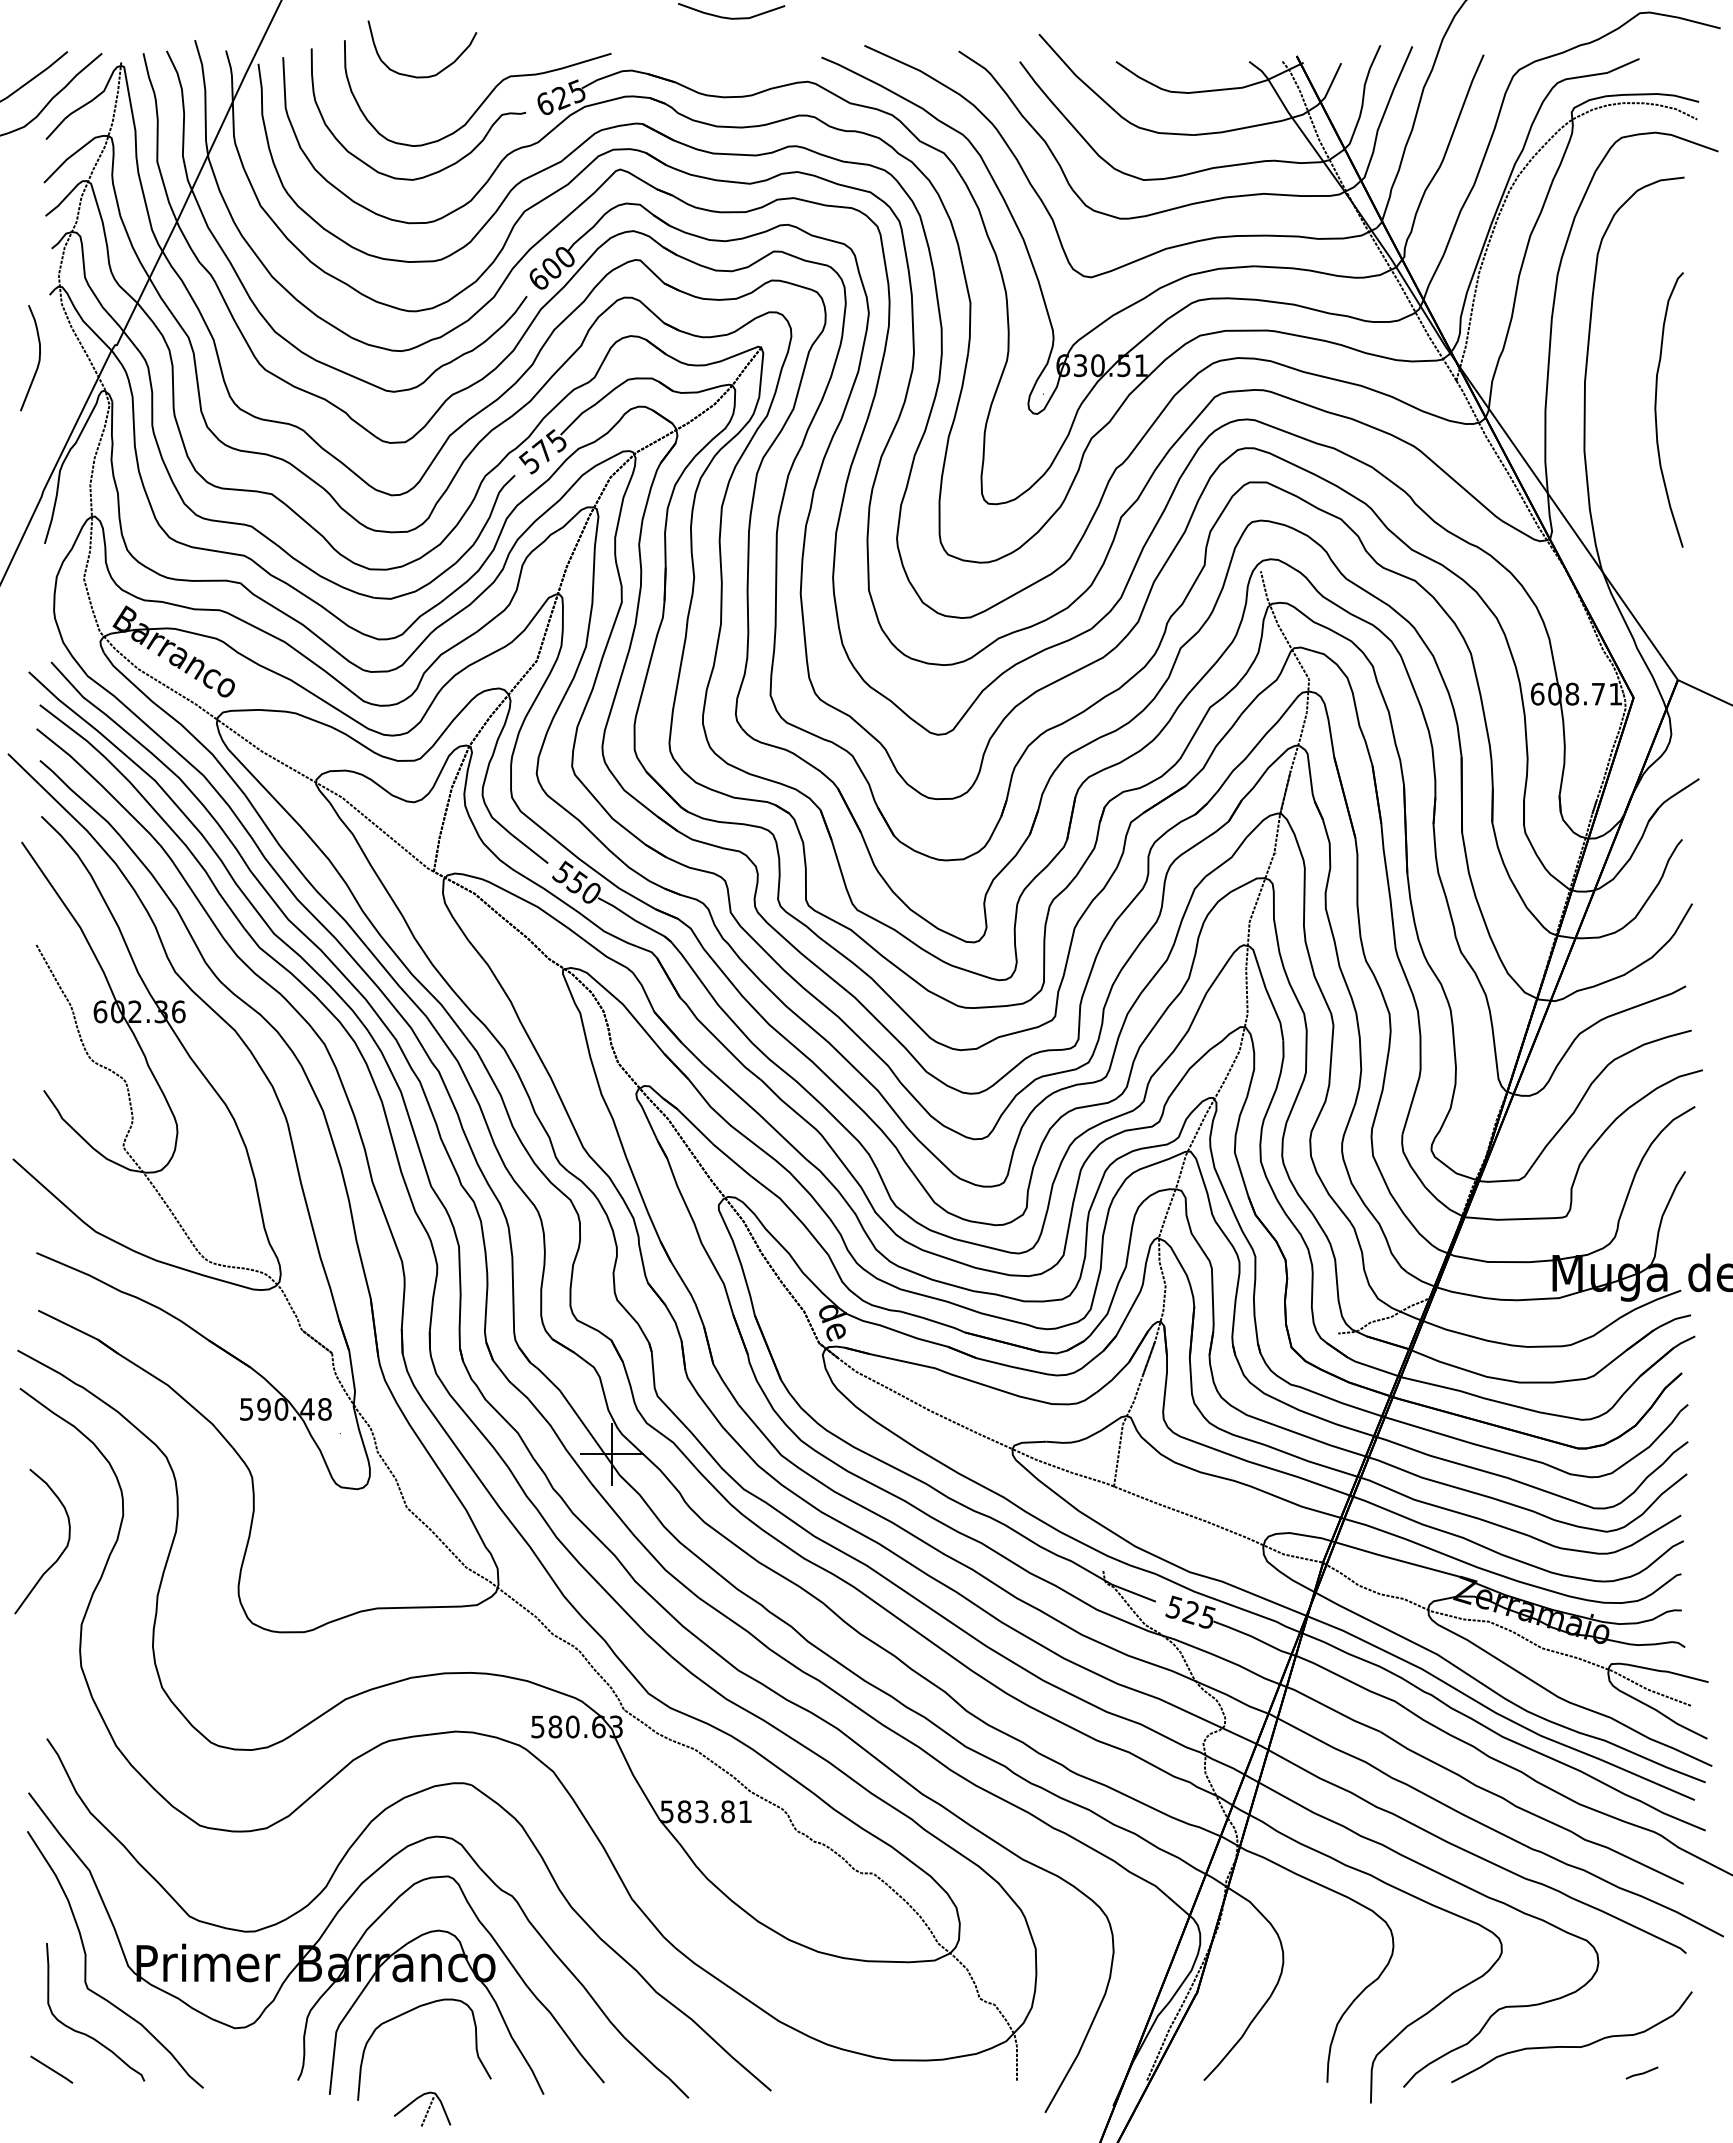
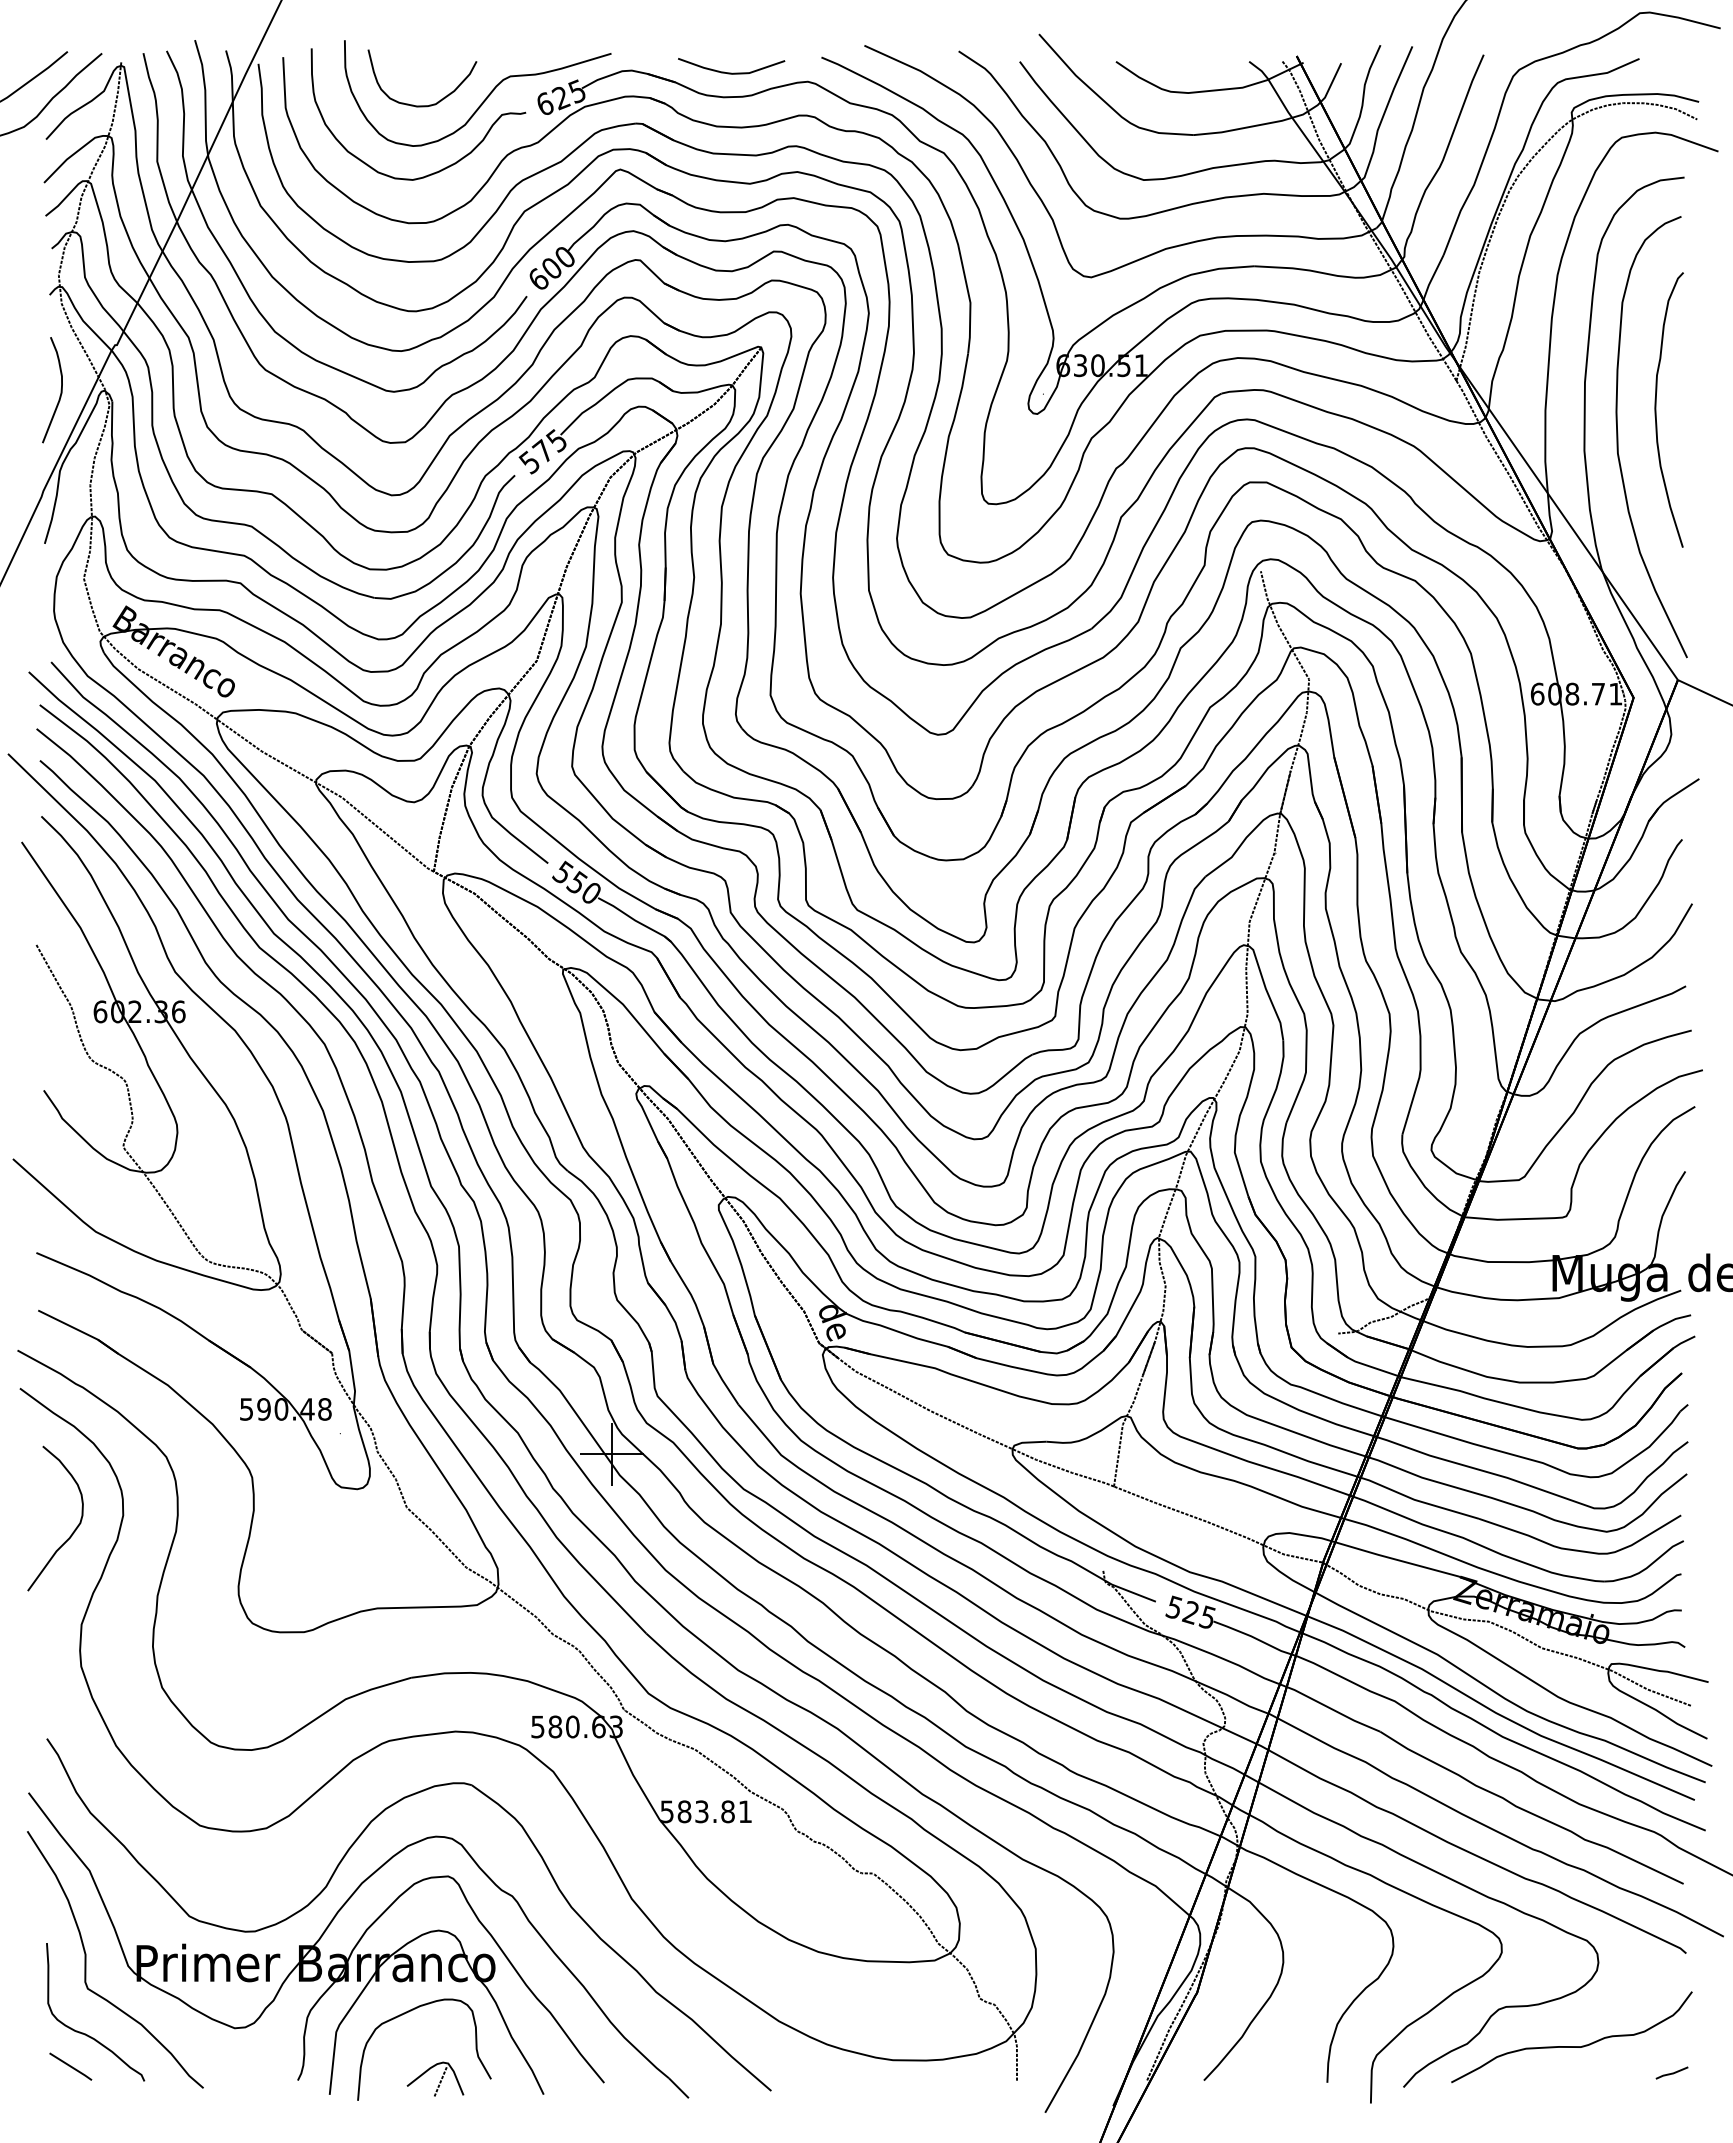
curve position: (731, 17) -> (731, 72) (731, 72)
curve position: (429, 75) -> (429, 104) (429, 104)
curve position: (38, 358) -> (60, 390) (60, 390)
curve: none -> present (1618, 437)
curve position: (58, 1556) -> (71, 1533) (71, 1533)
line position: (51, 2069) -> (70, 2066) (70, 2066)
line position: (1641, 2072) -> (1671, 2072) (1671, 2072)
part position: (422, 2108) -> (435, 2078) (435, 2078)
